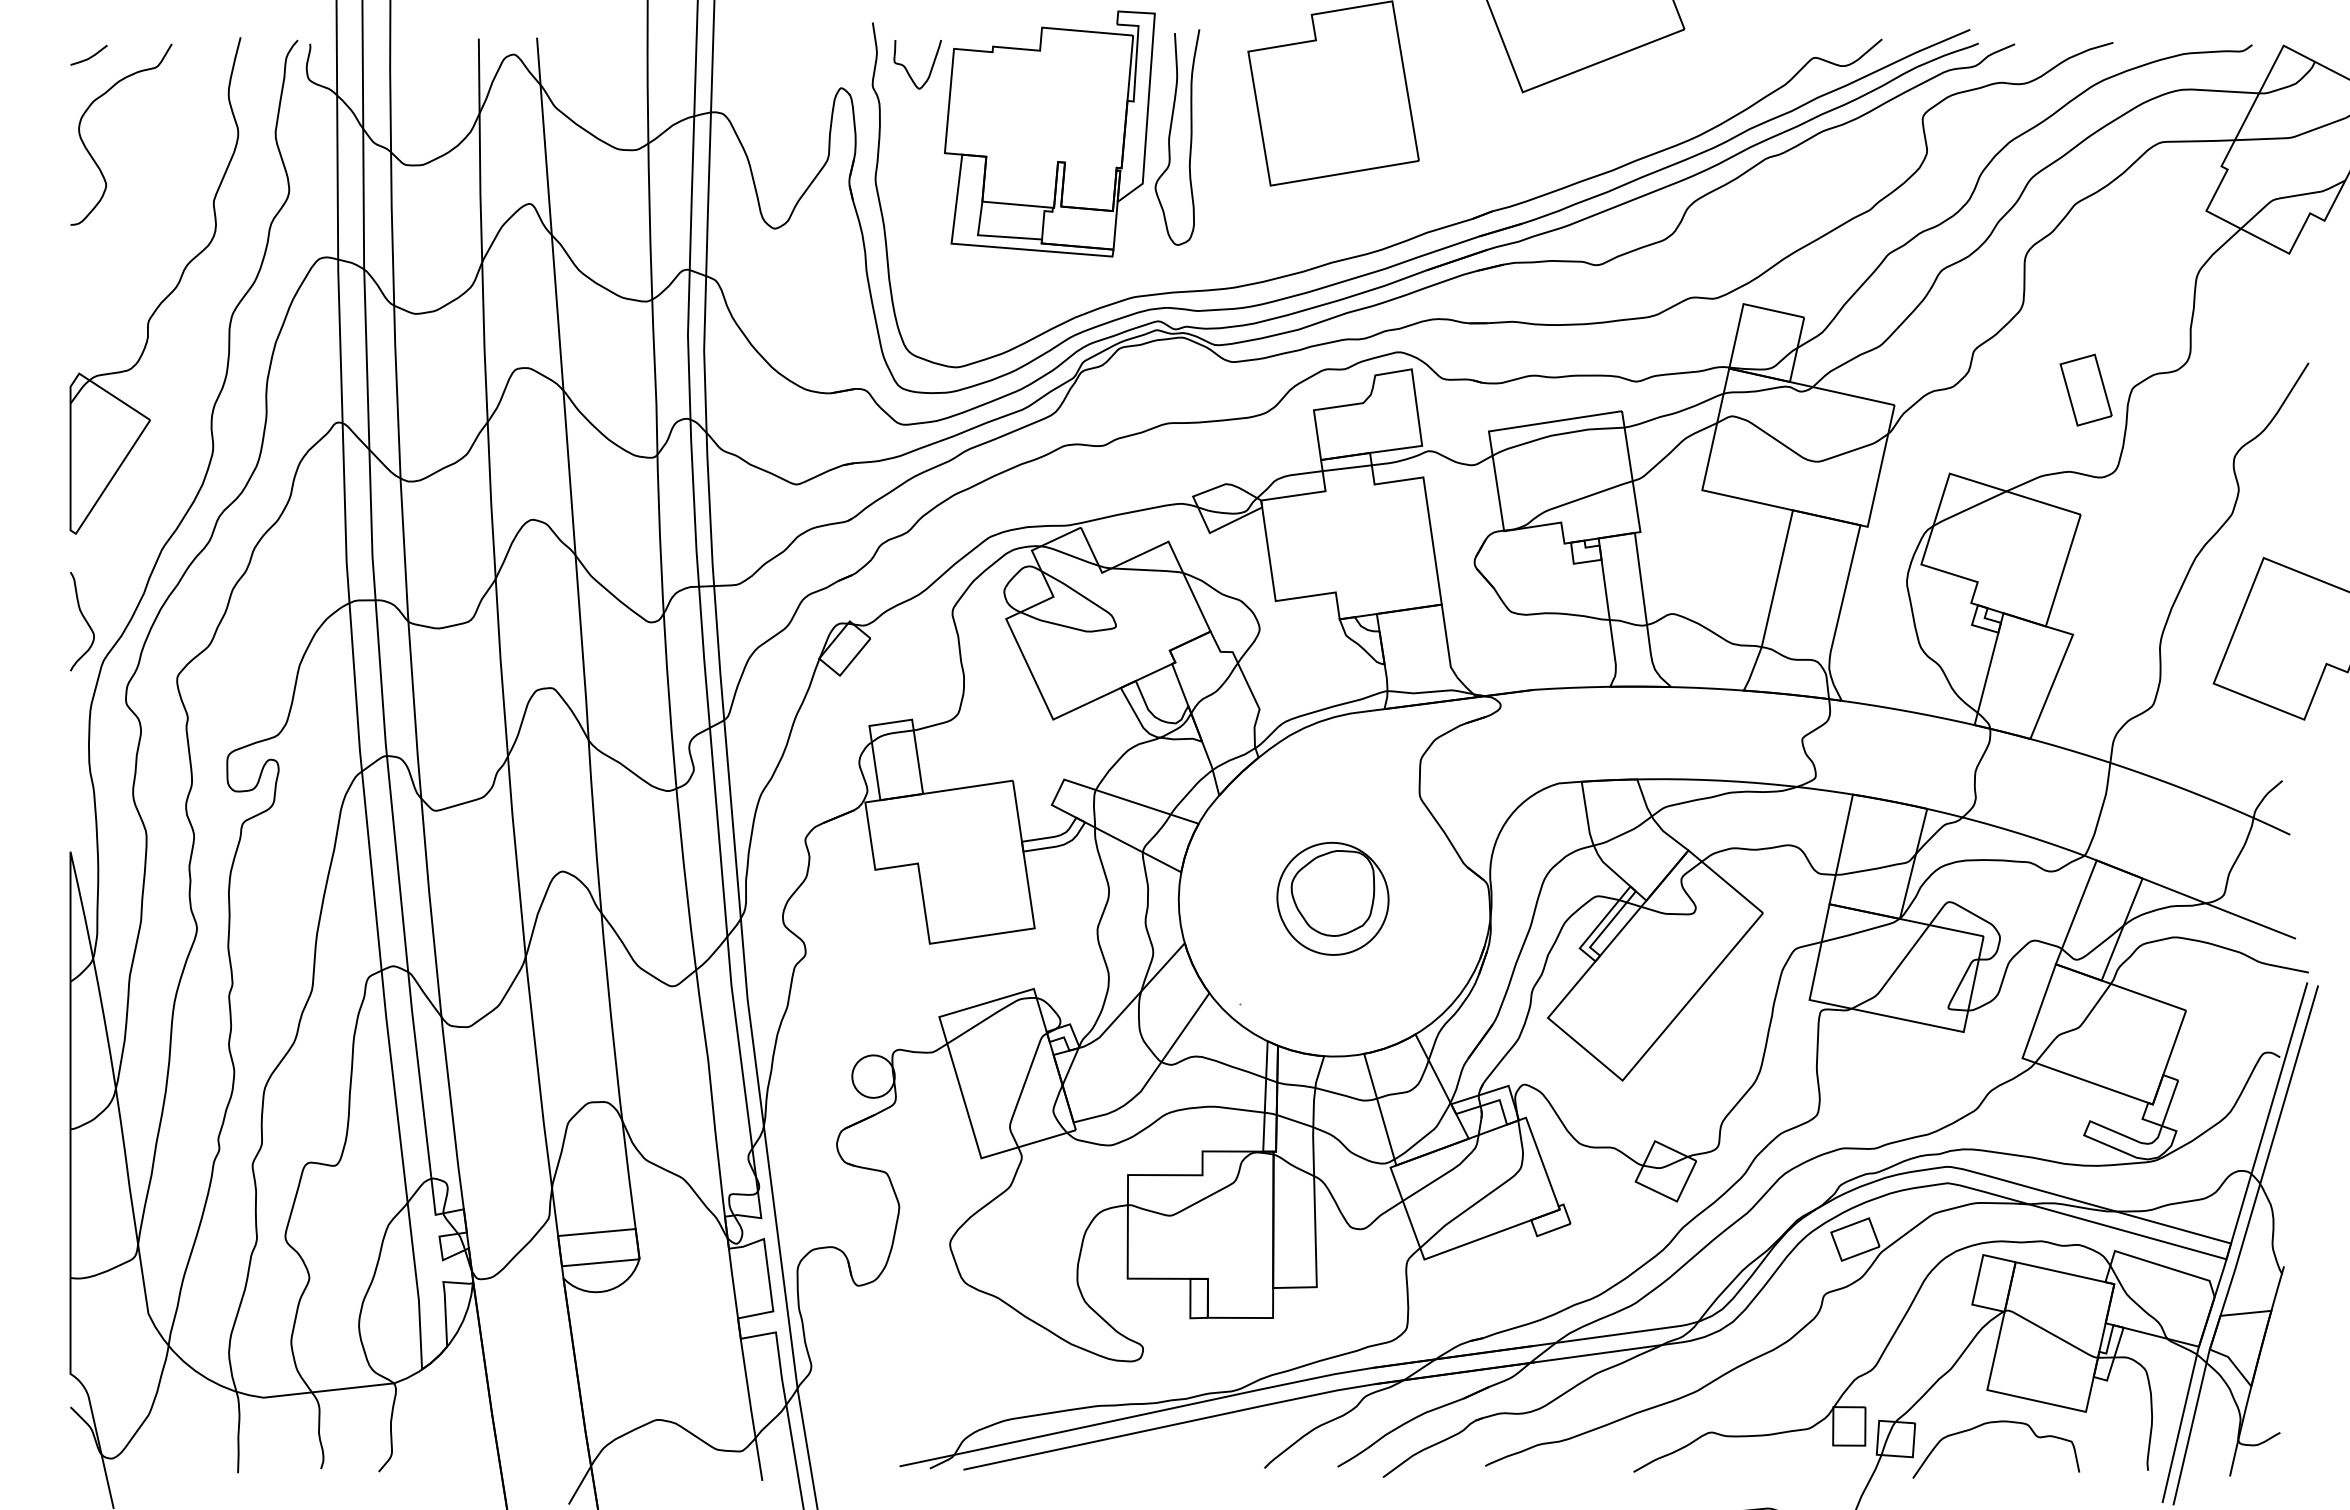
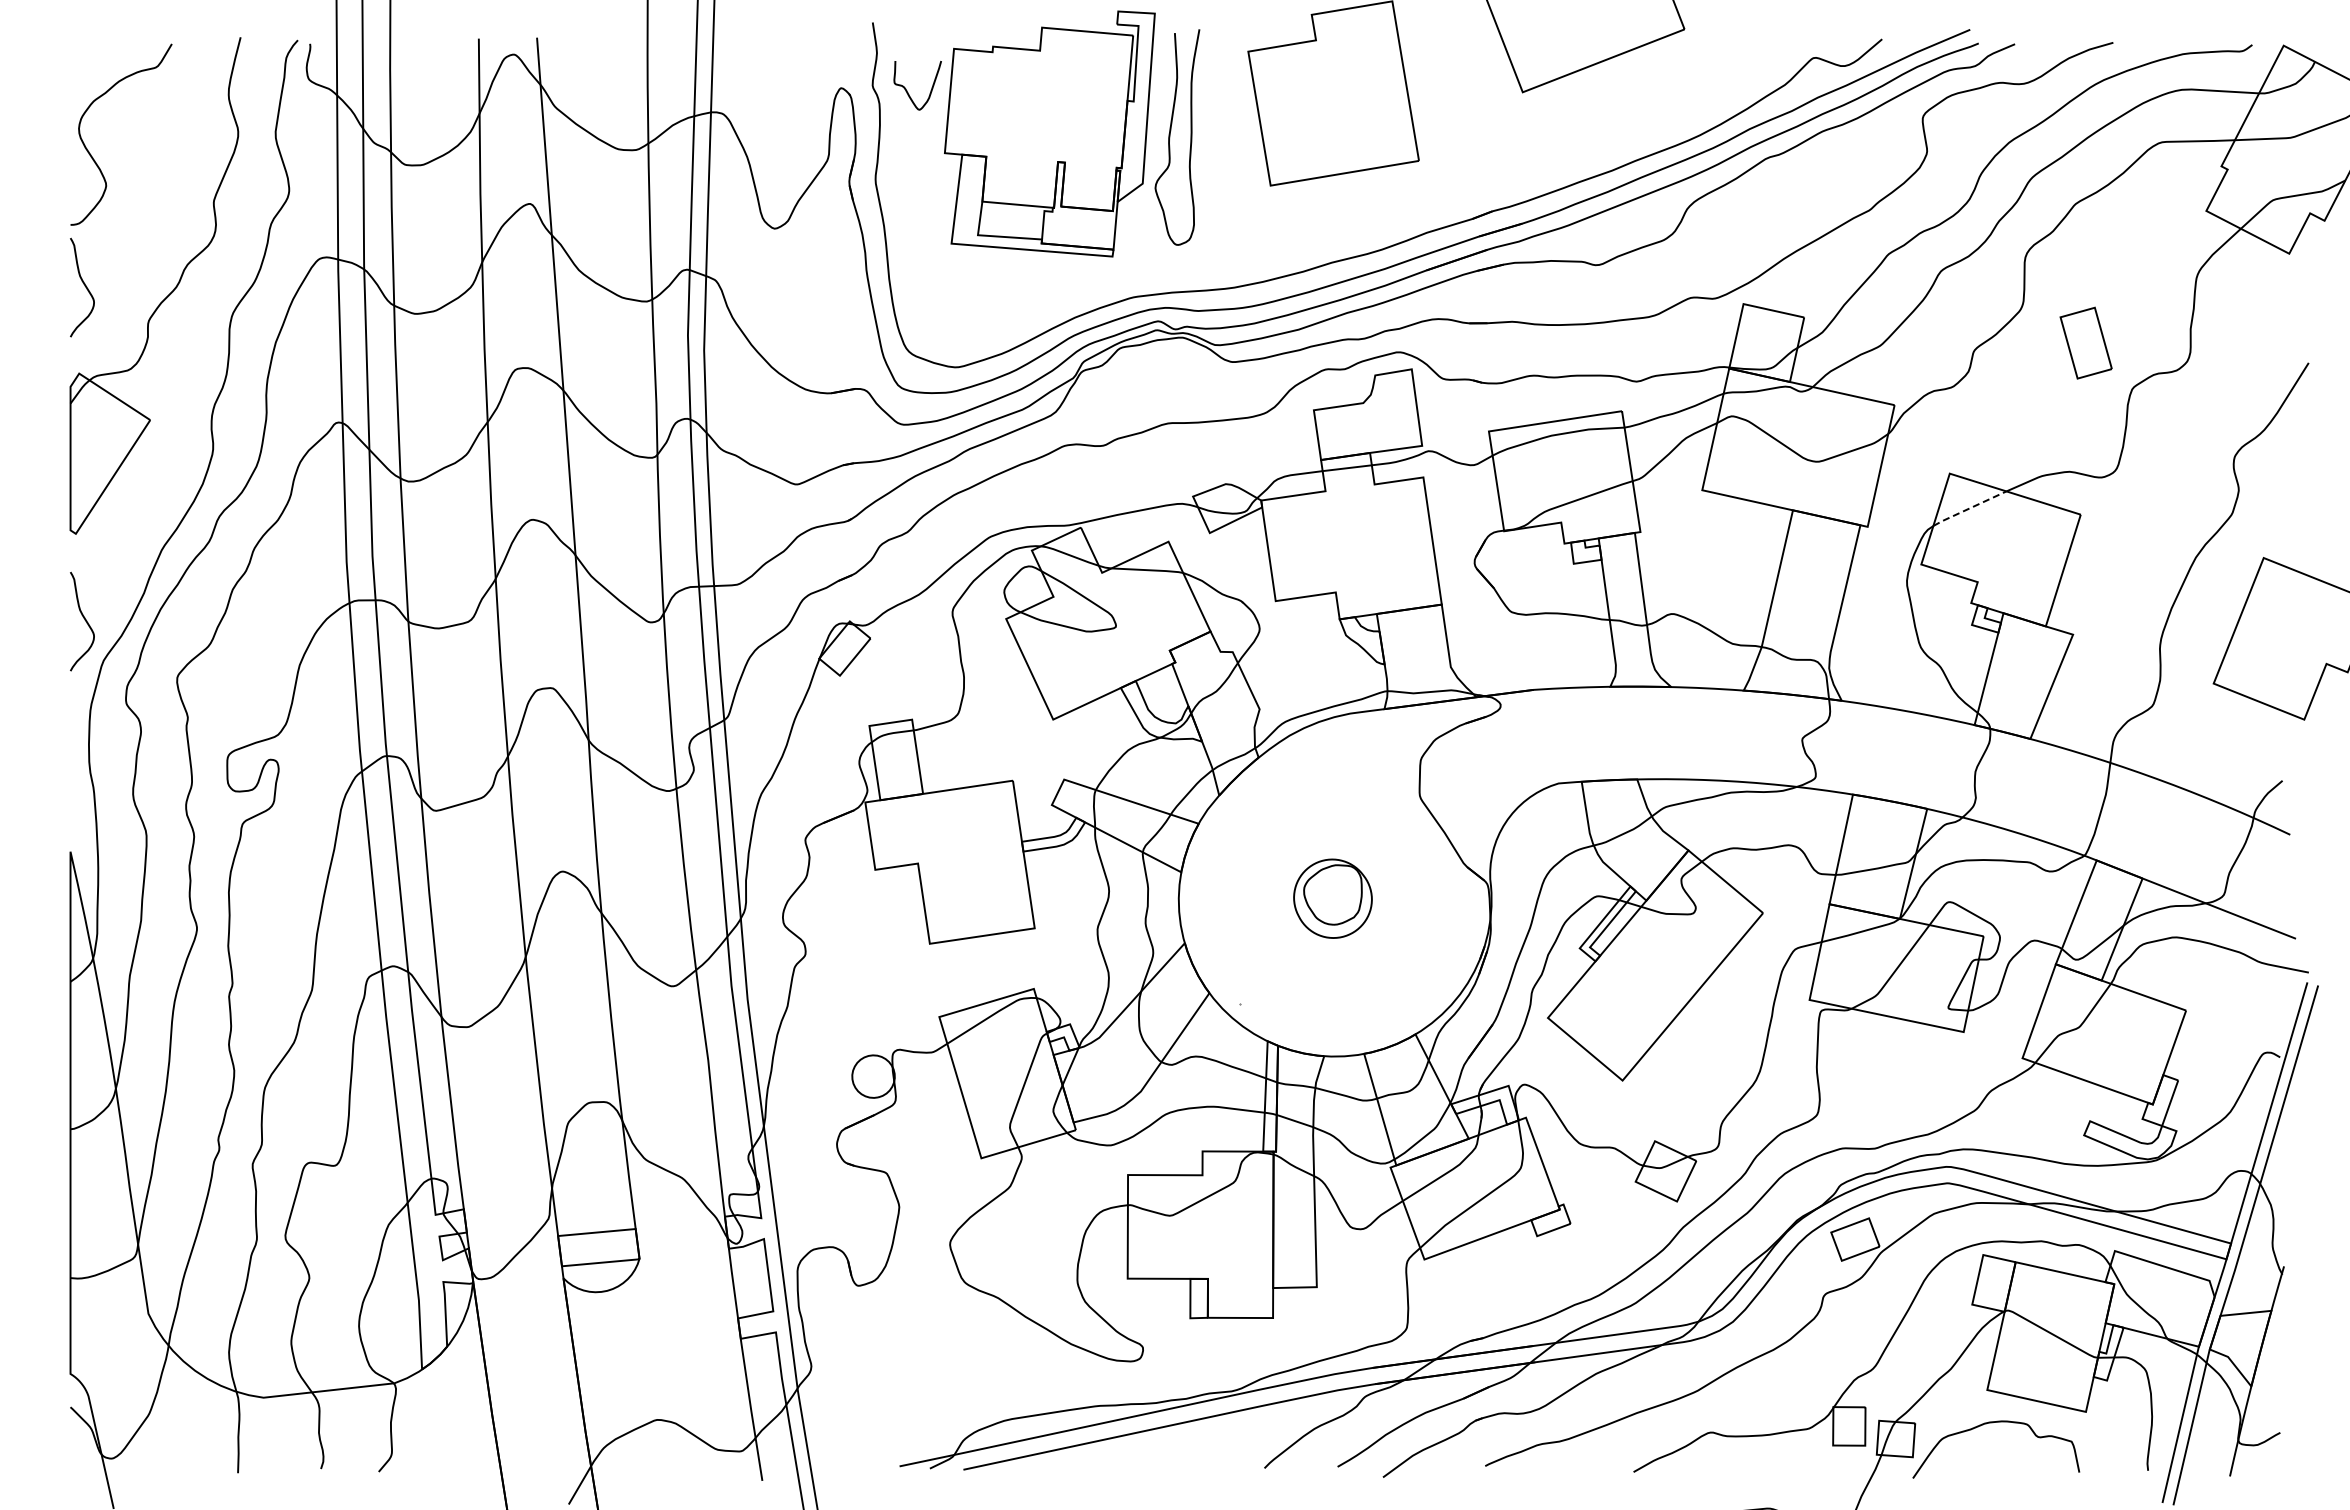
line: present -> none (90, 56)
curve position: (907, 69) -> (907, 90) (907, 90)
curve: none -> present (84, 286)
part position: (2085, 389) -> (2085, 342) (2085, 342)
line: solid -> dashed (1969, 508)
part size: 114x115 px -> 80x81 px (1332, 898)
